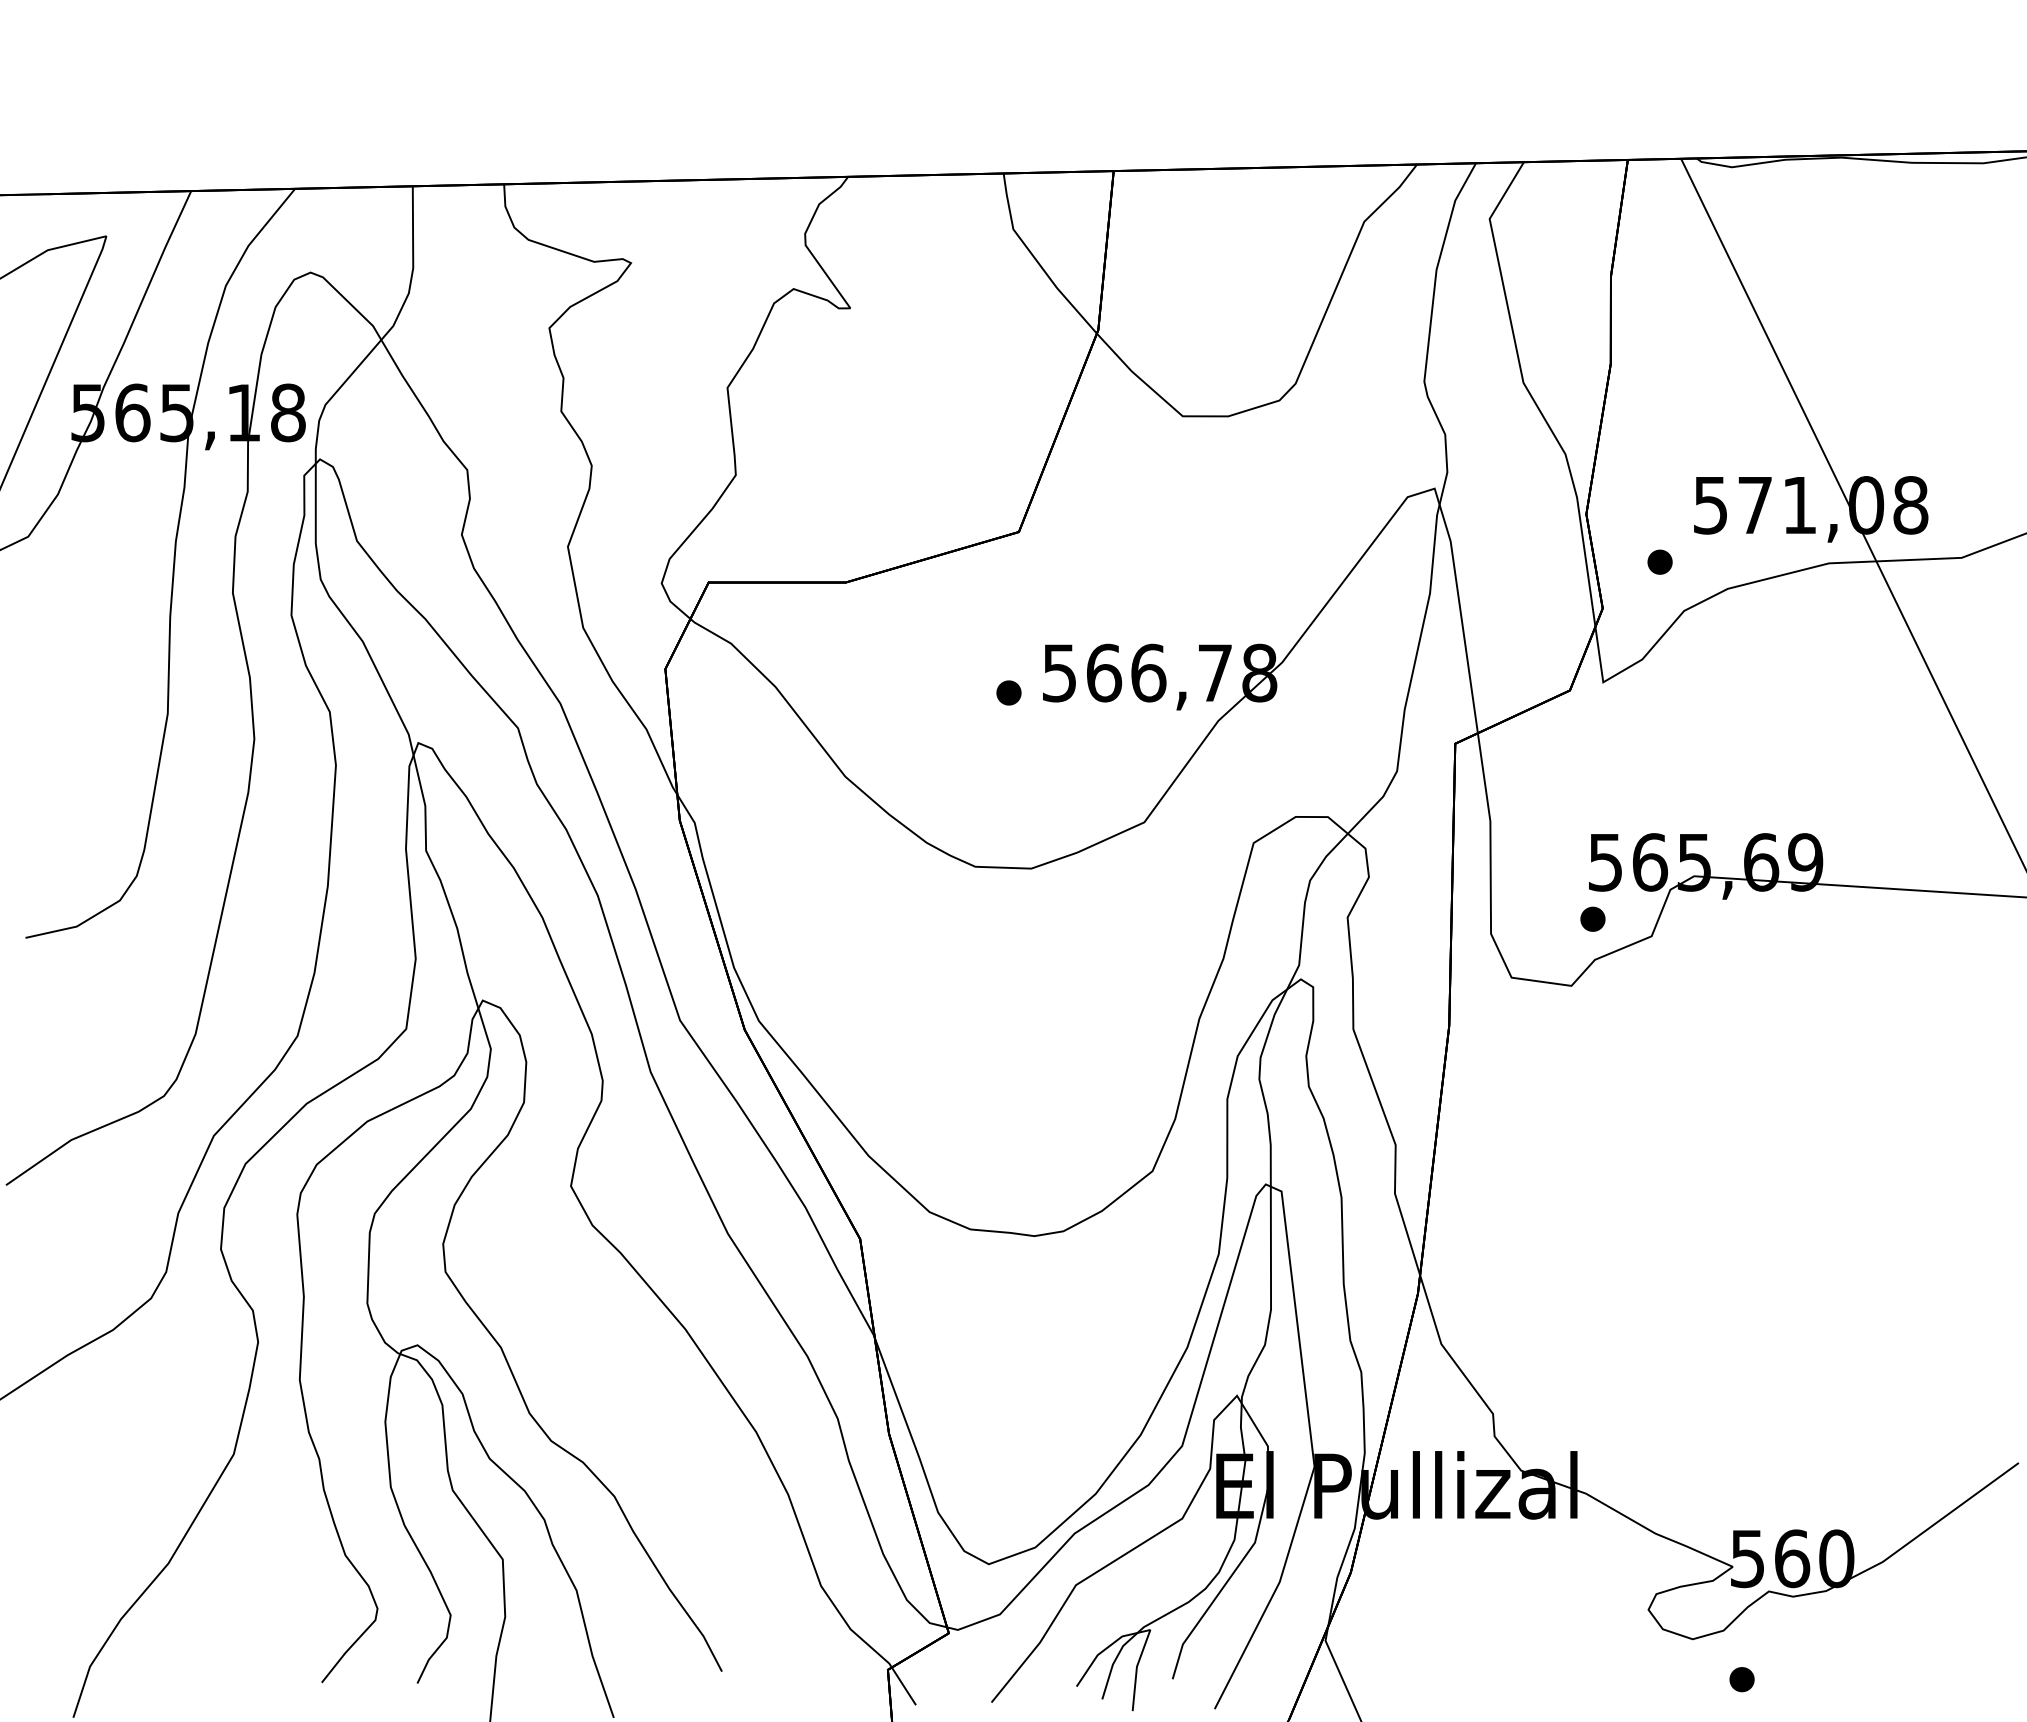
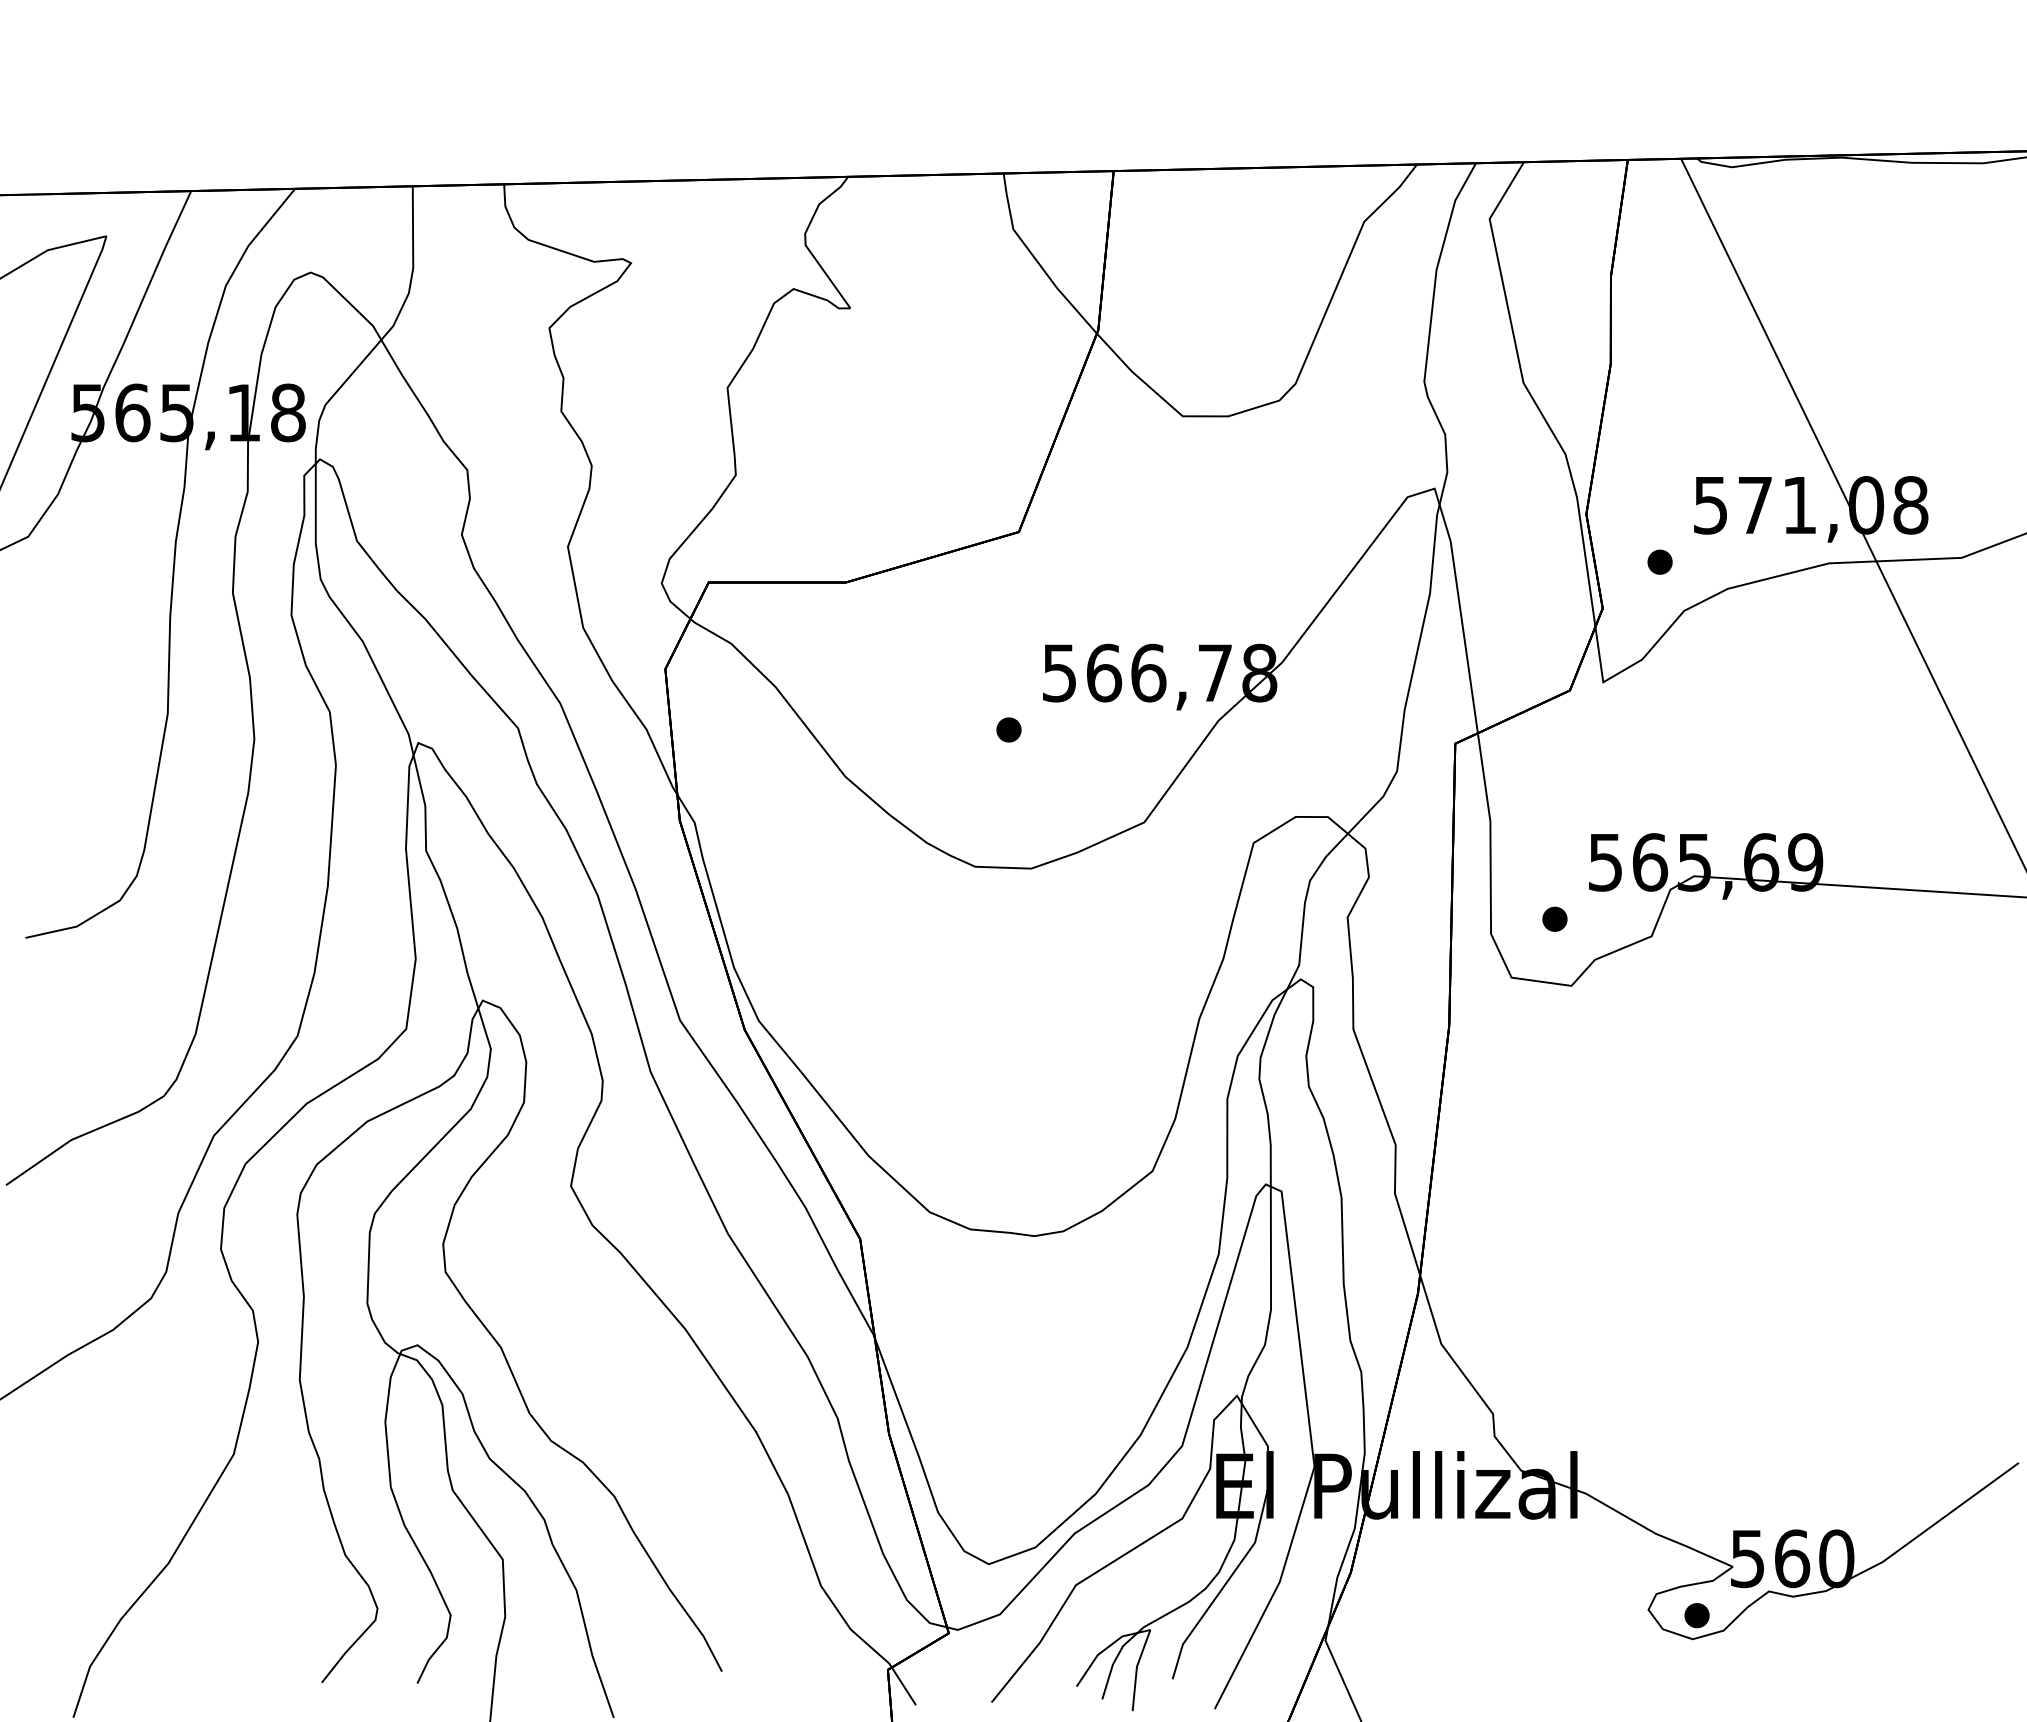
part position: (1008, 692) -> (1008, 729) (1008, 729)
part position: (1592, 918) -> (1554, 918) (1554, 918)
part position: (1741, 1679) -> (1696, 1615) (1696, 1615)
